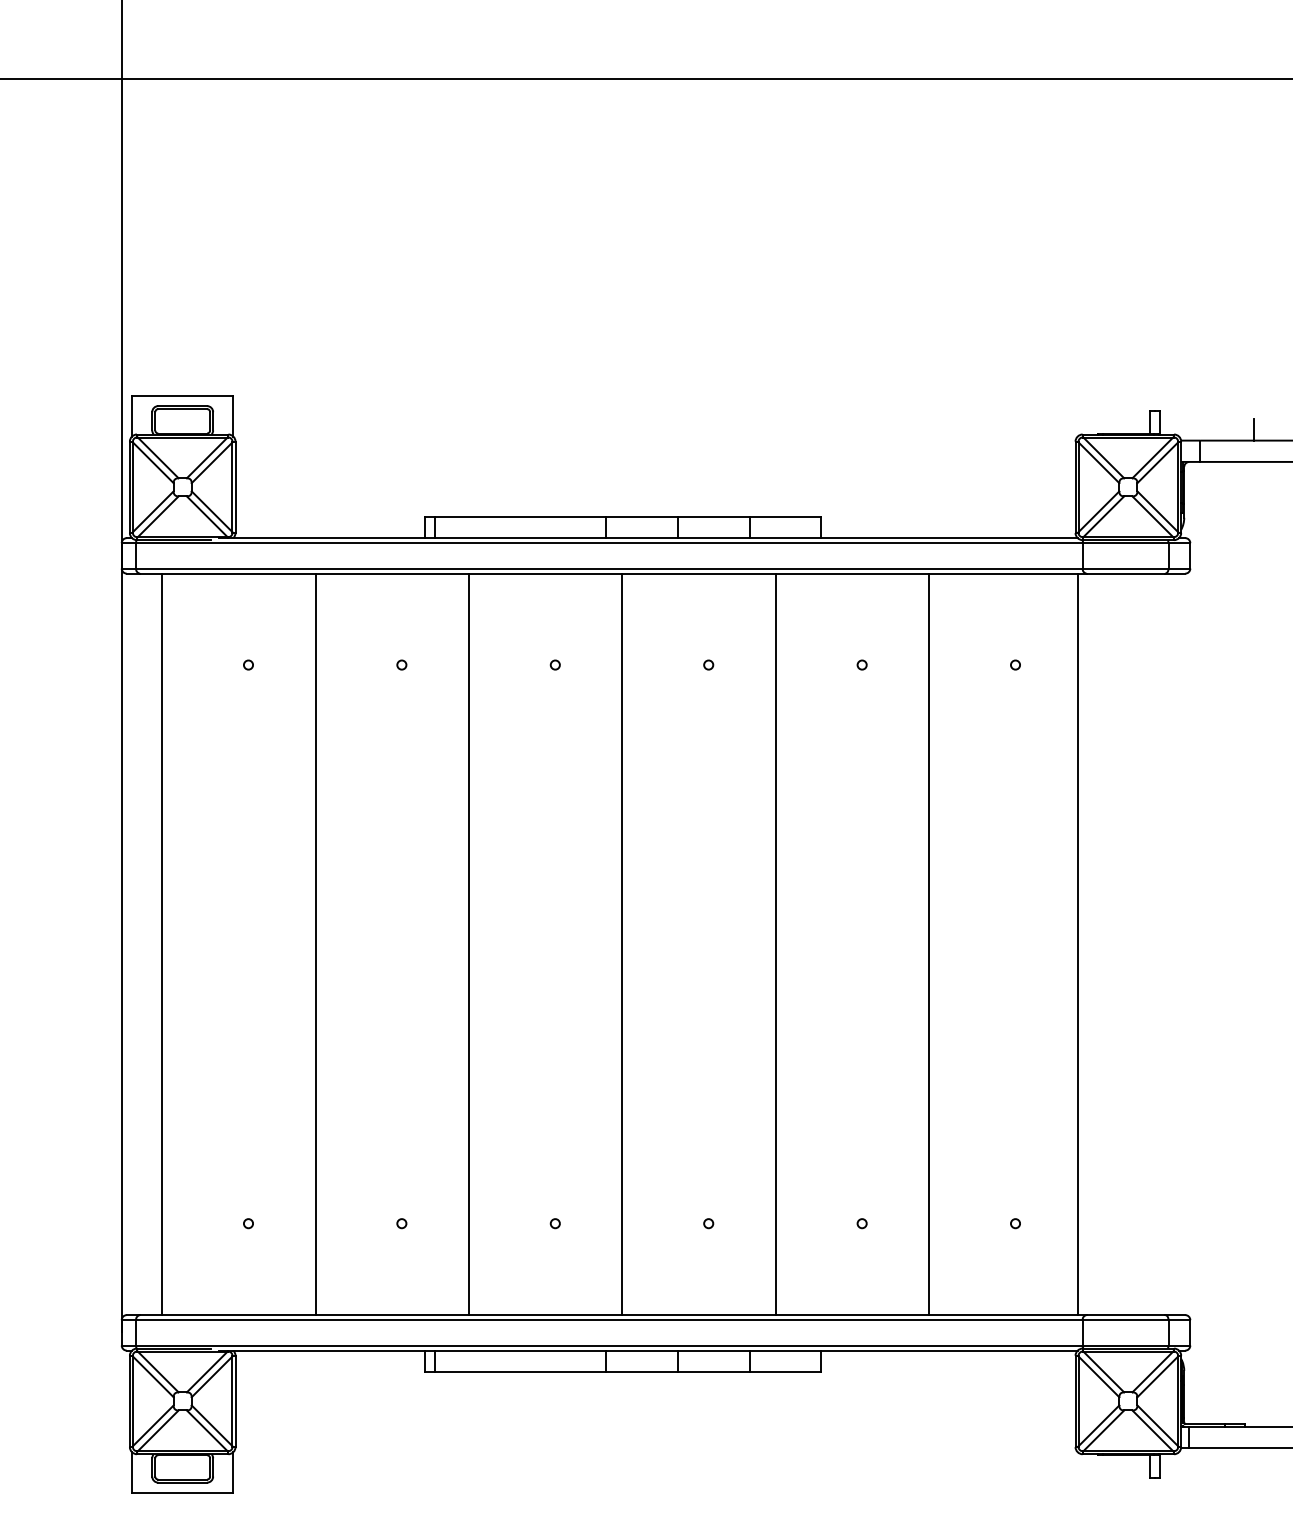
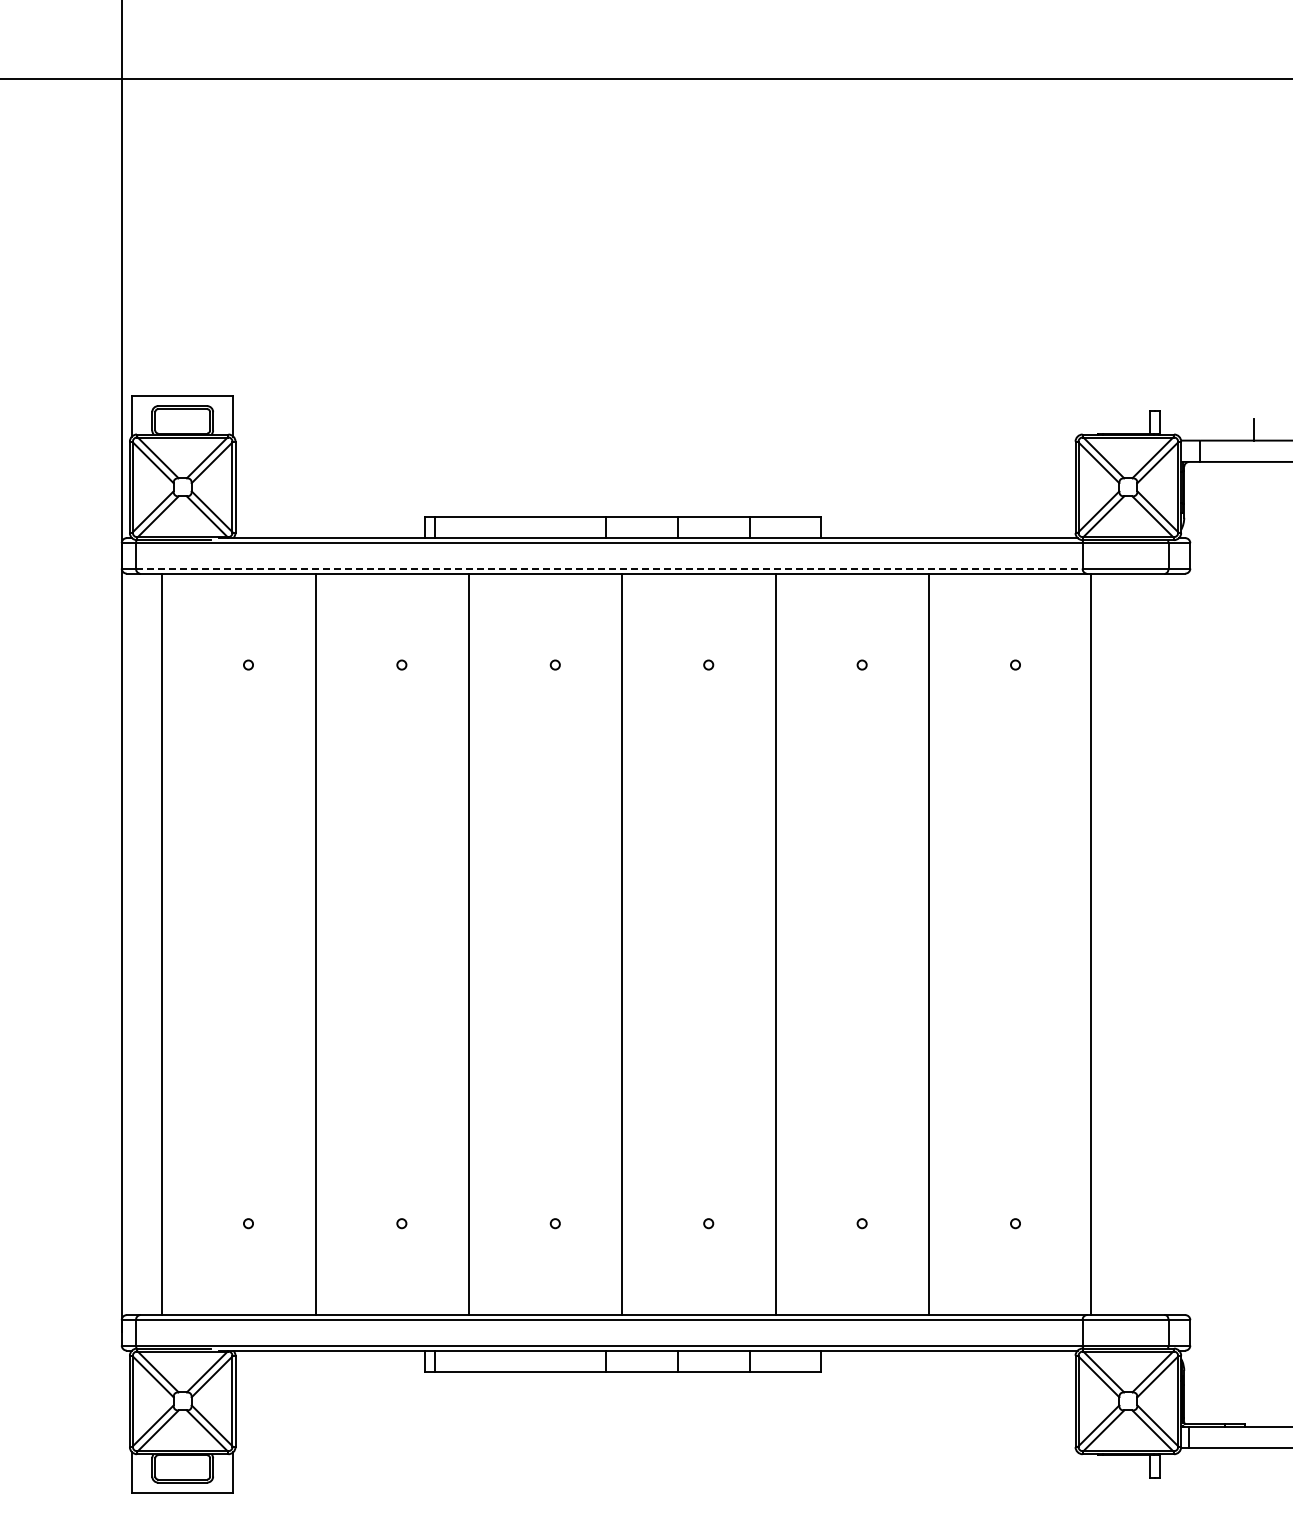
line: solid -> dashed (609, 568)
line position: (1077, 944) -> (1090, 944) (1090, 944)
